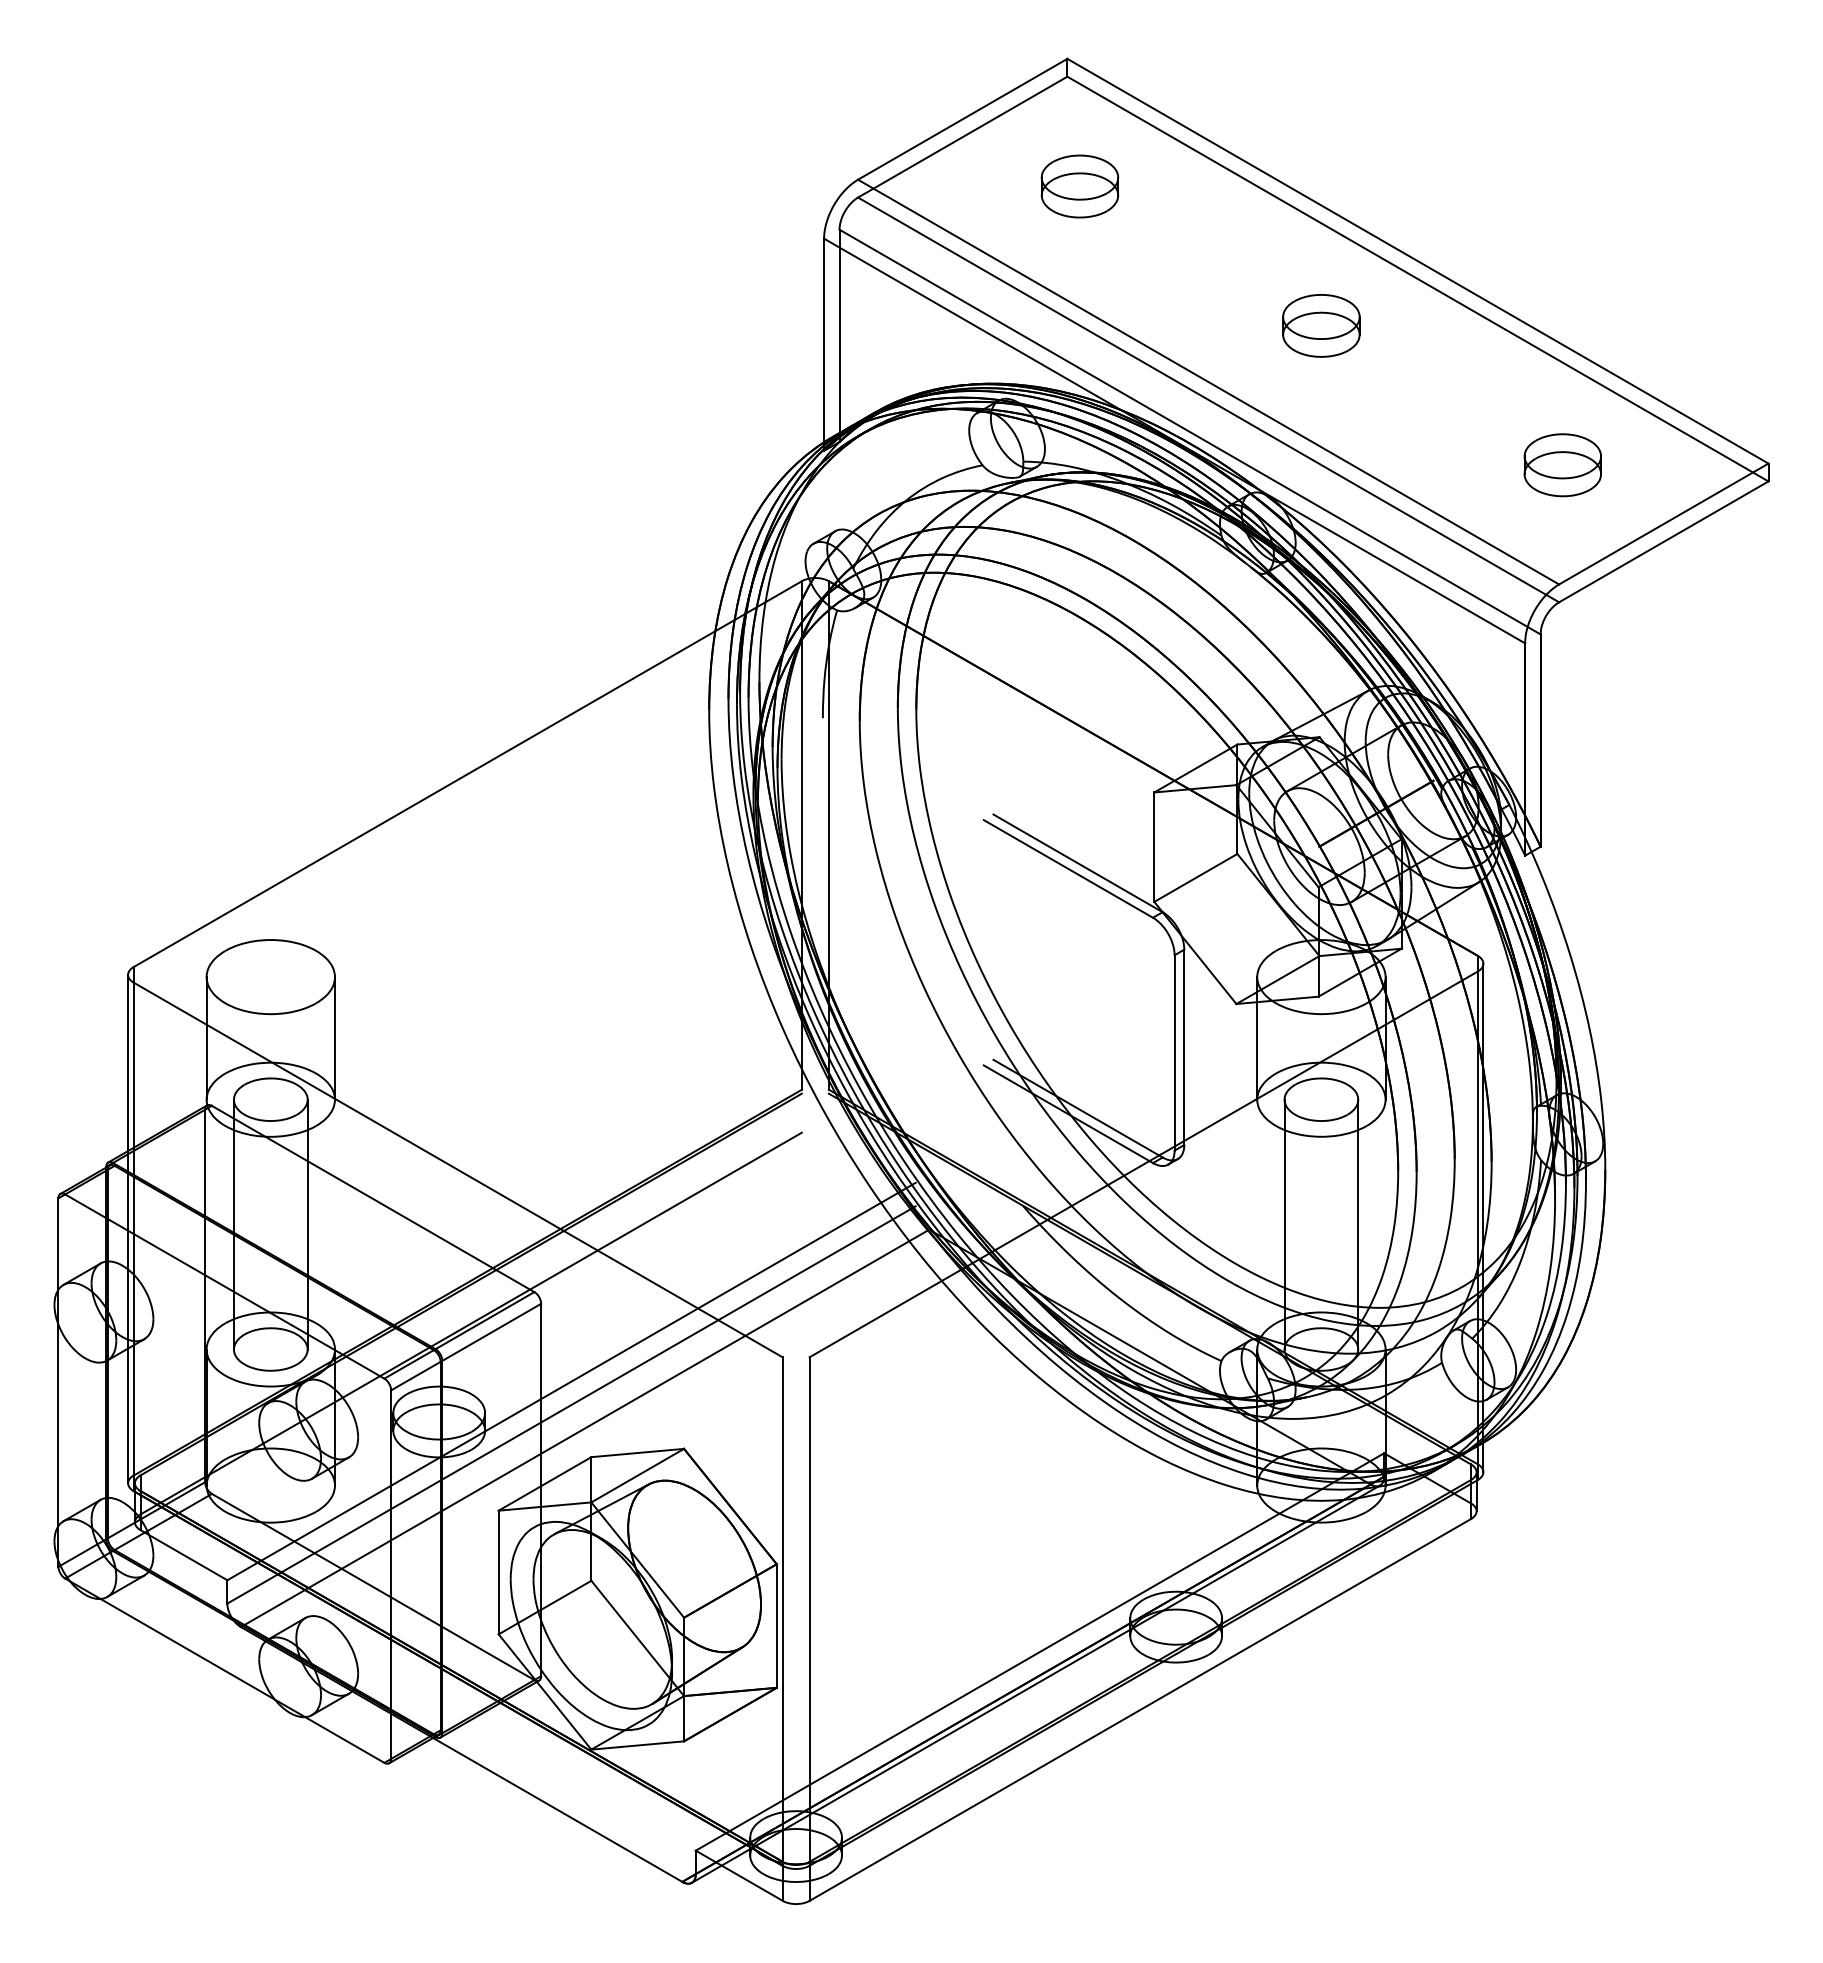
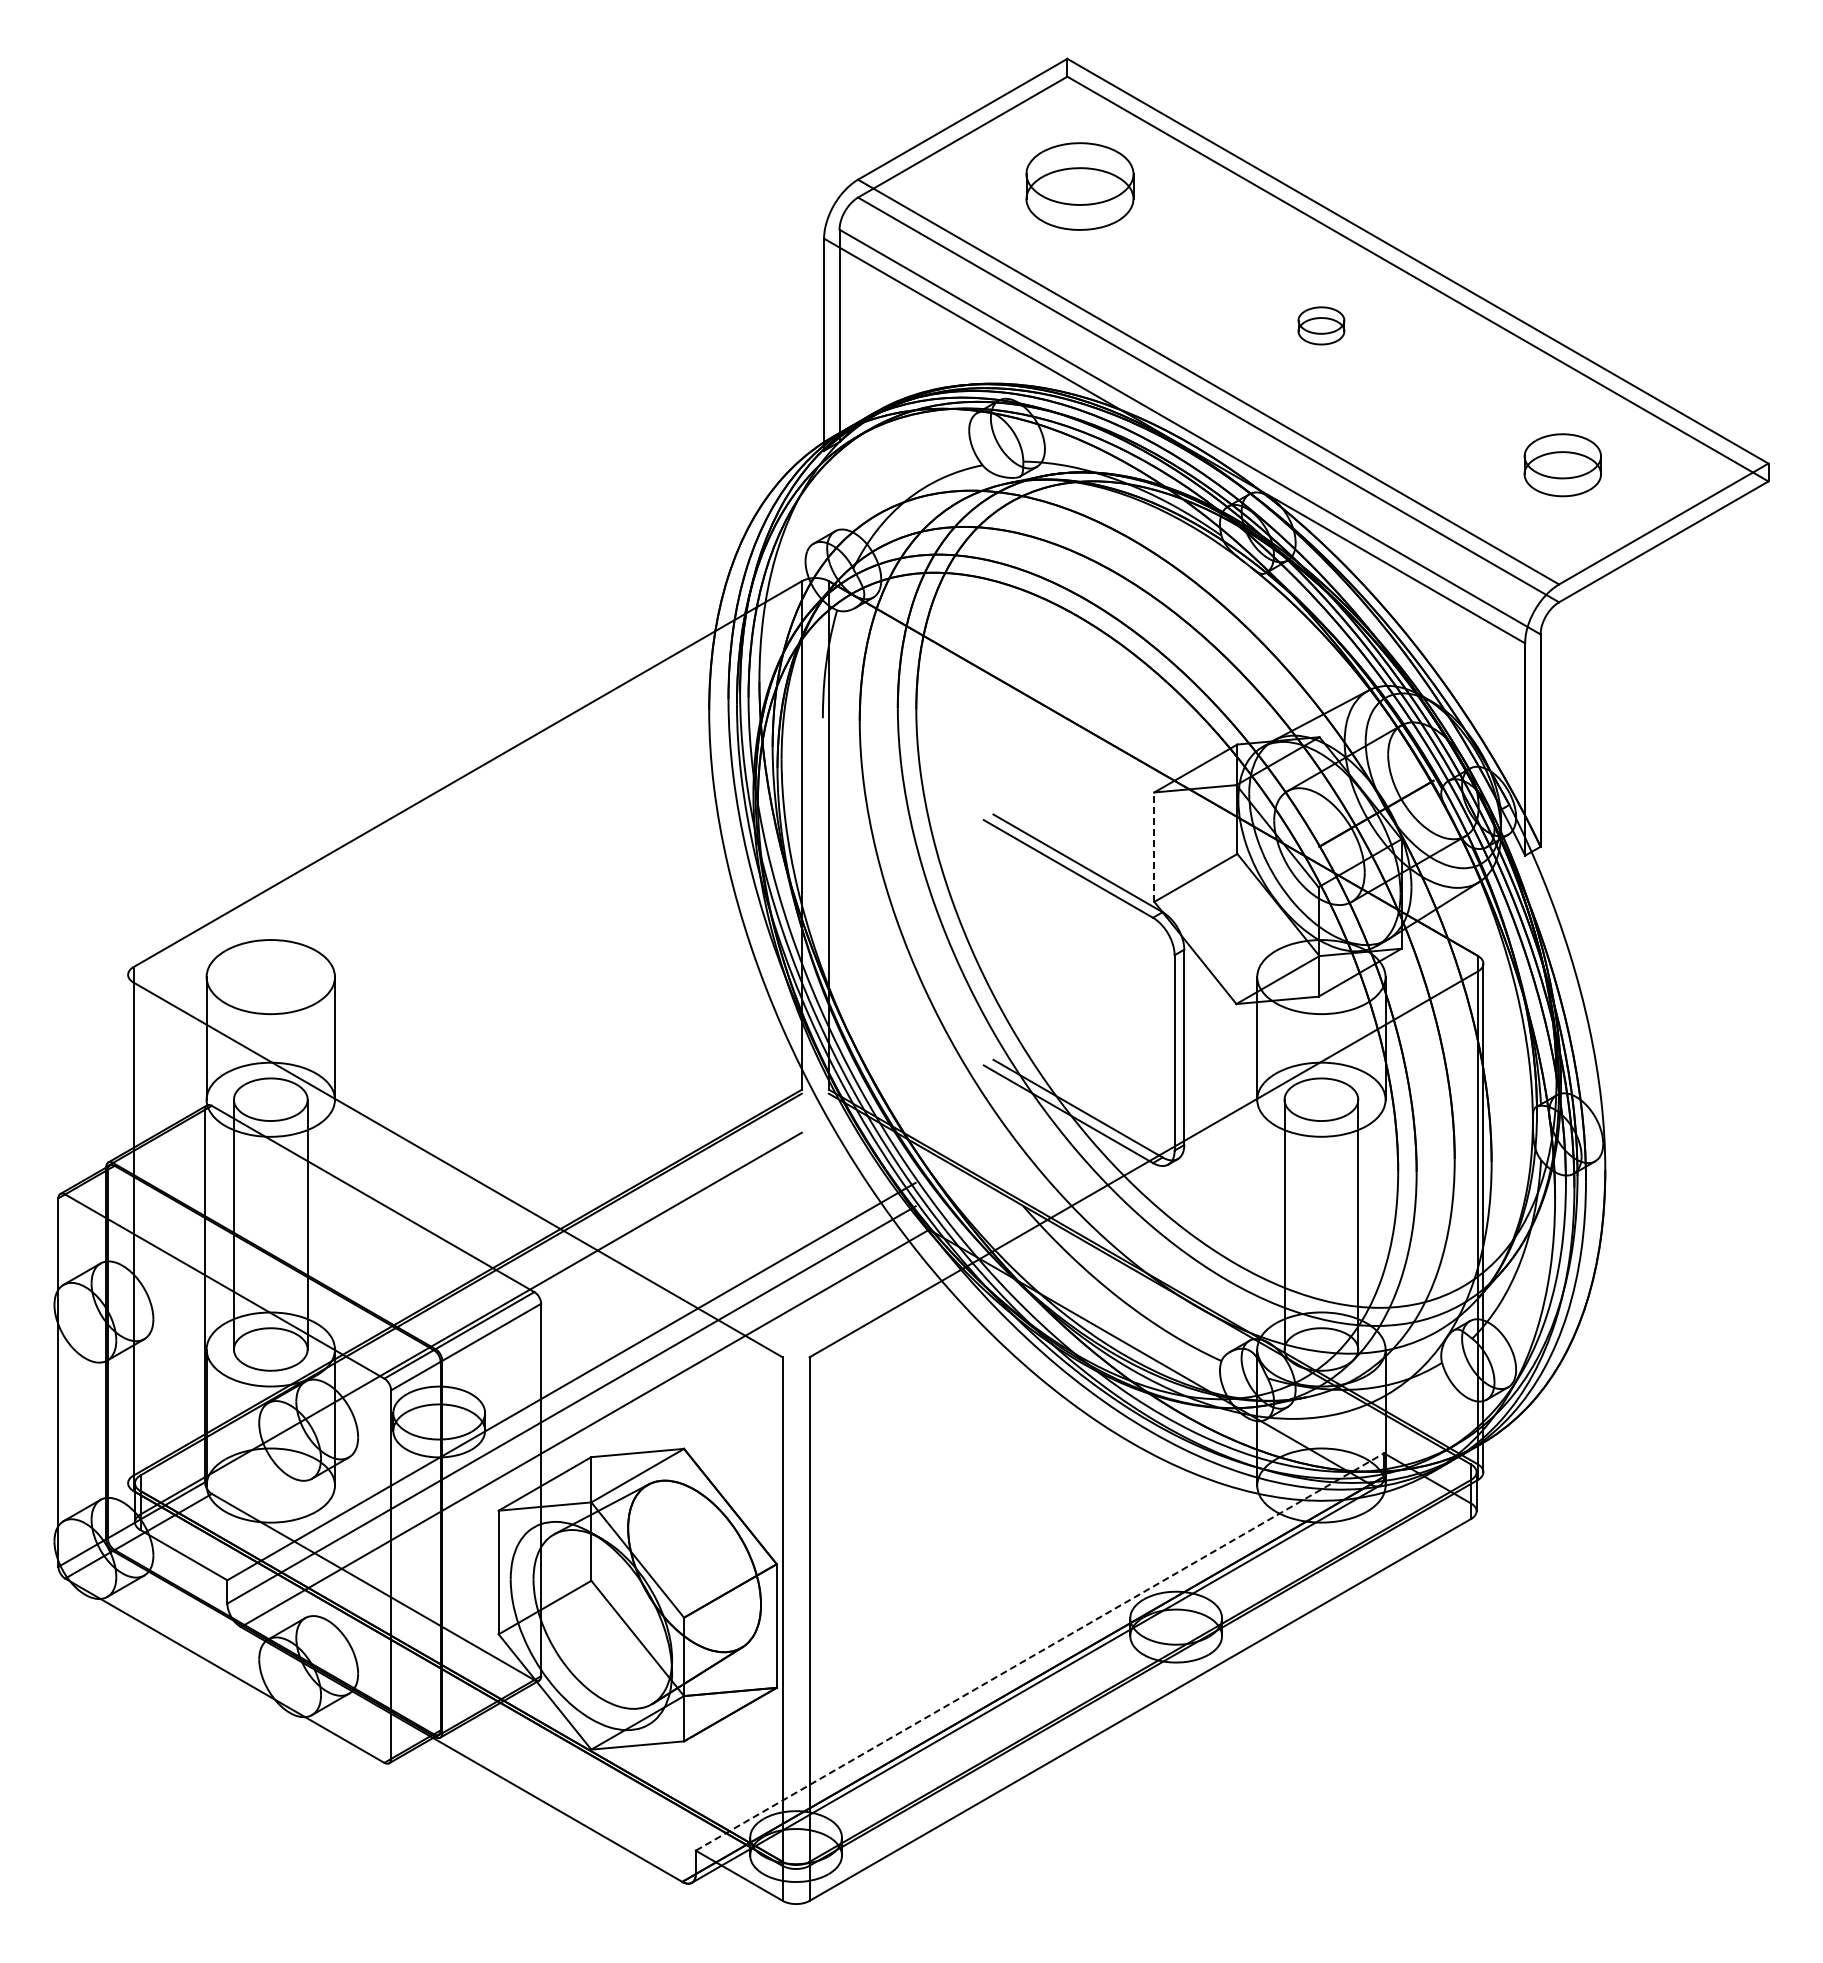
part size: 80x65 px -> 110x89 px (1079, 186)
part size: 79x64 px -> 49x40 px (1321, 325)
line: solid -> dashed (1154, 847)
line: present -> none (128, 1228)
line: solid -> dashed (1040, 1651)
